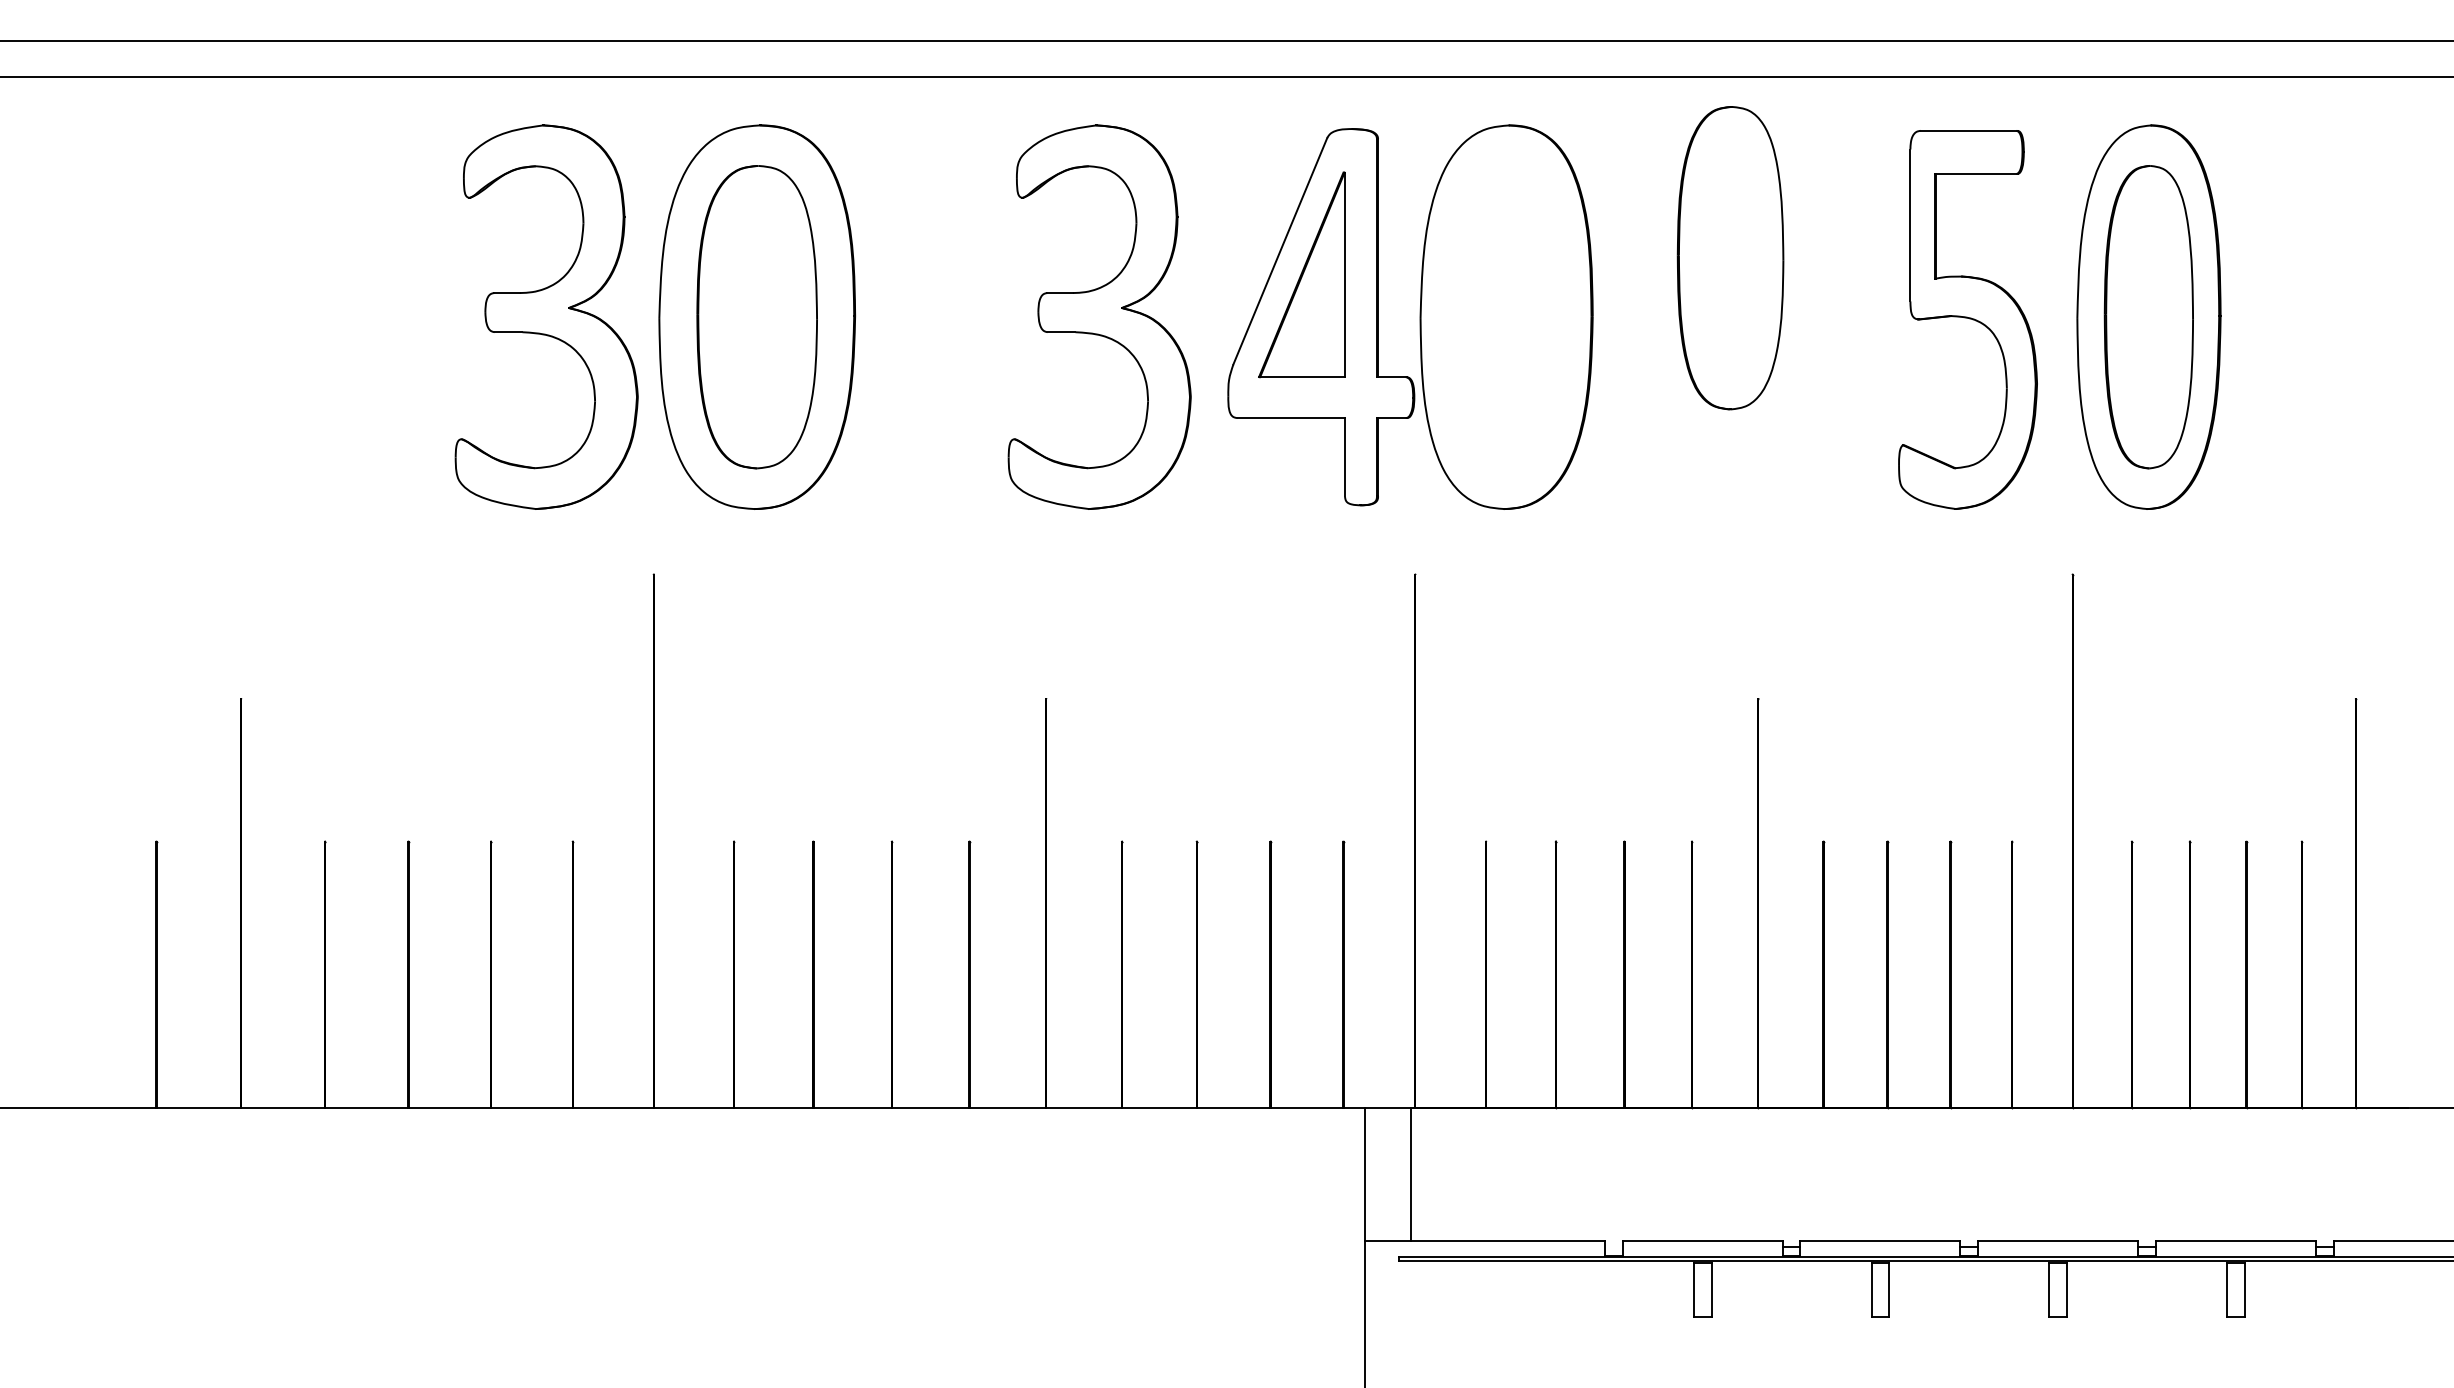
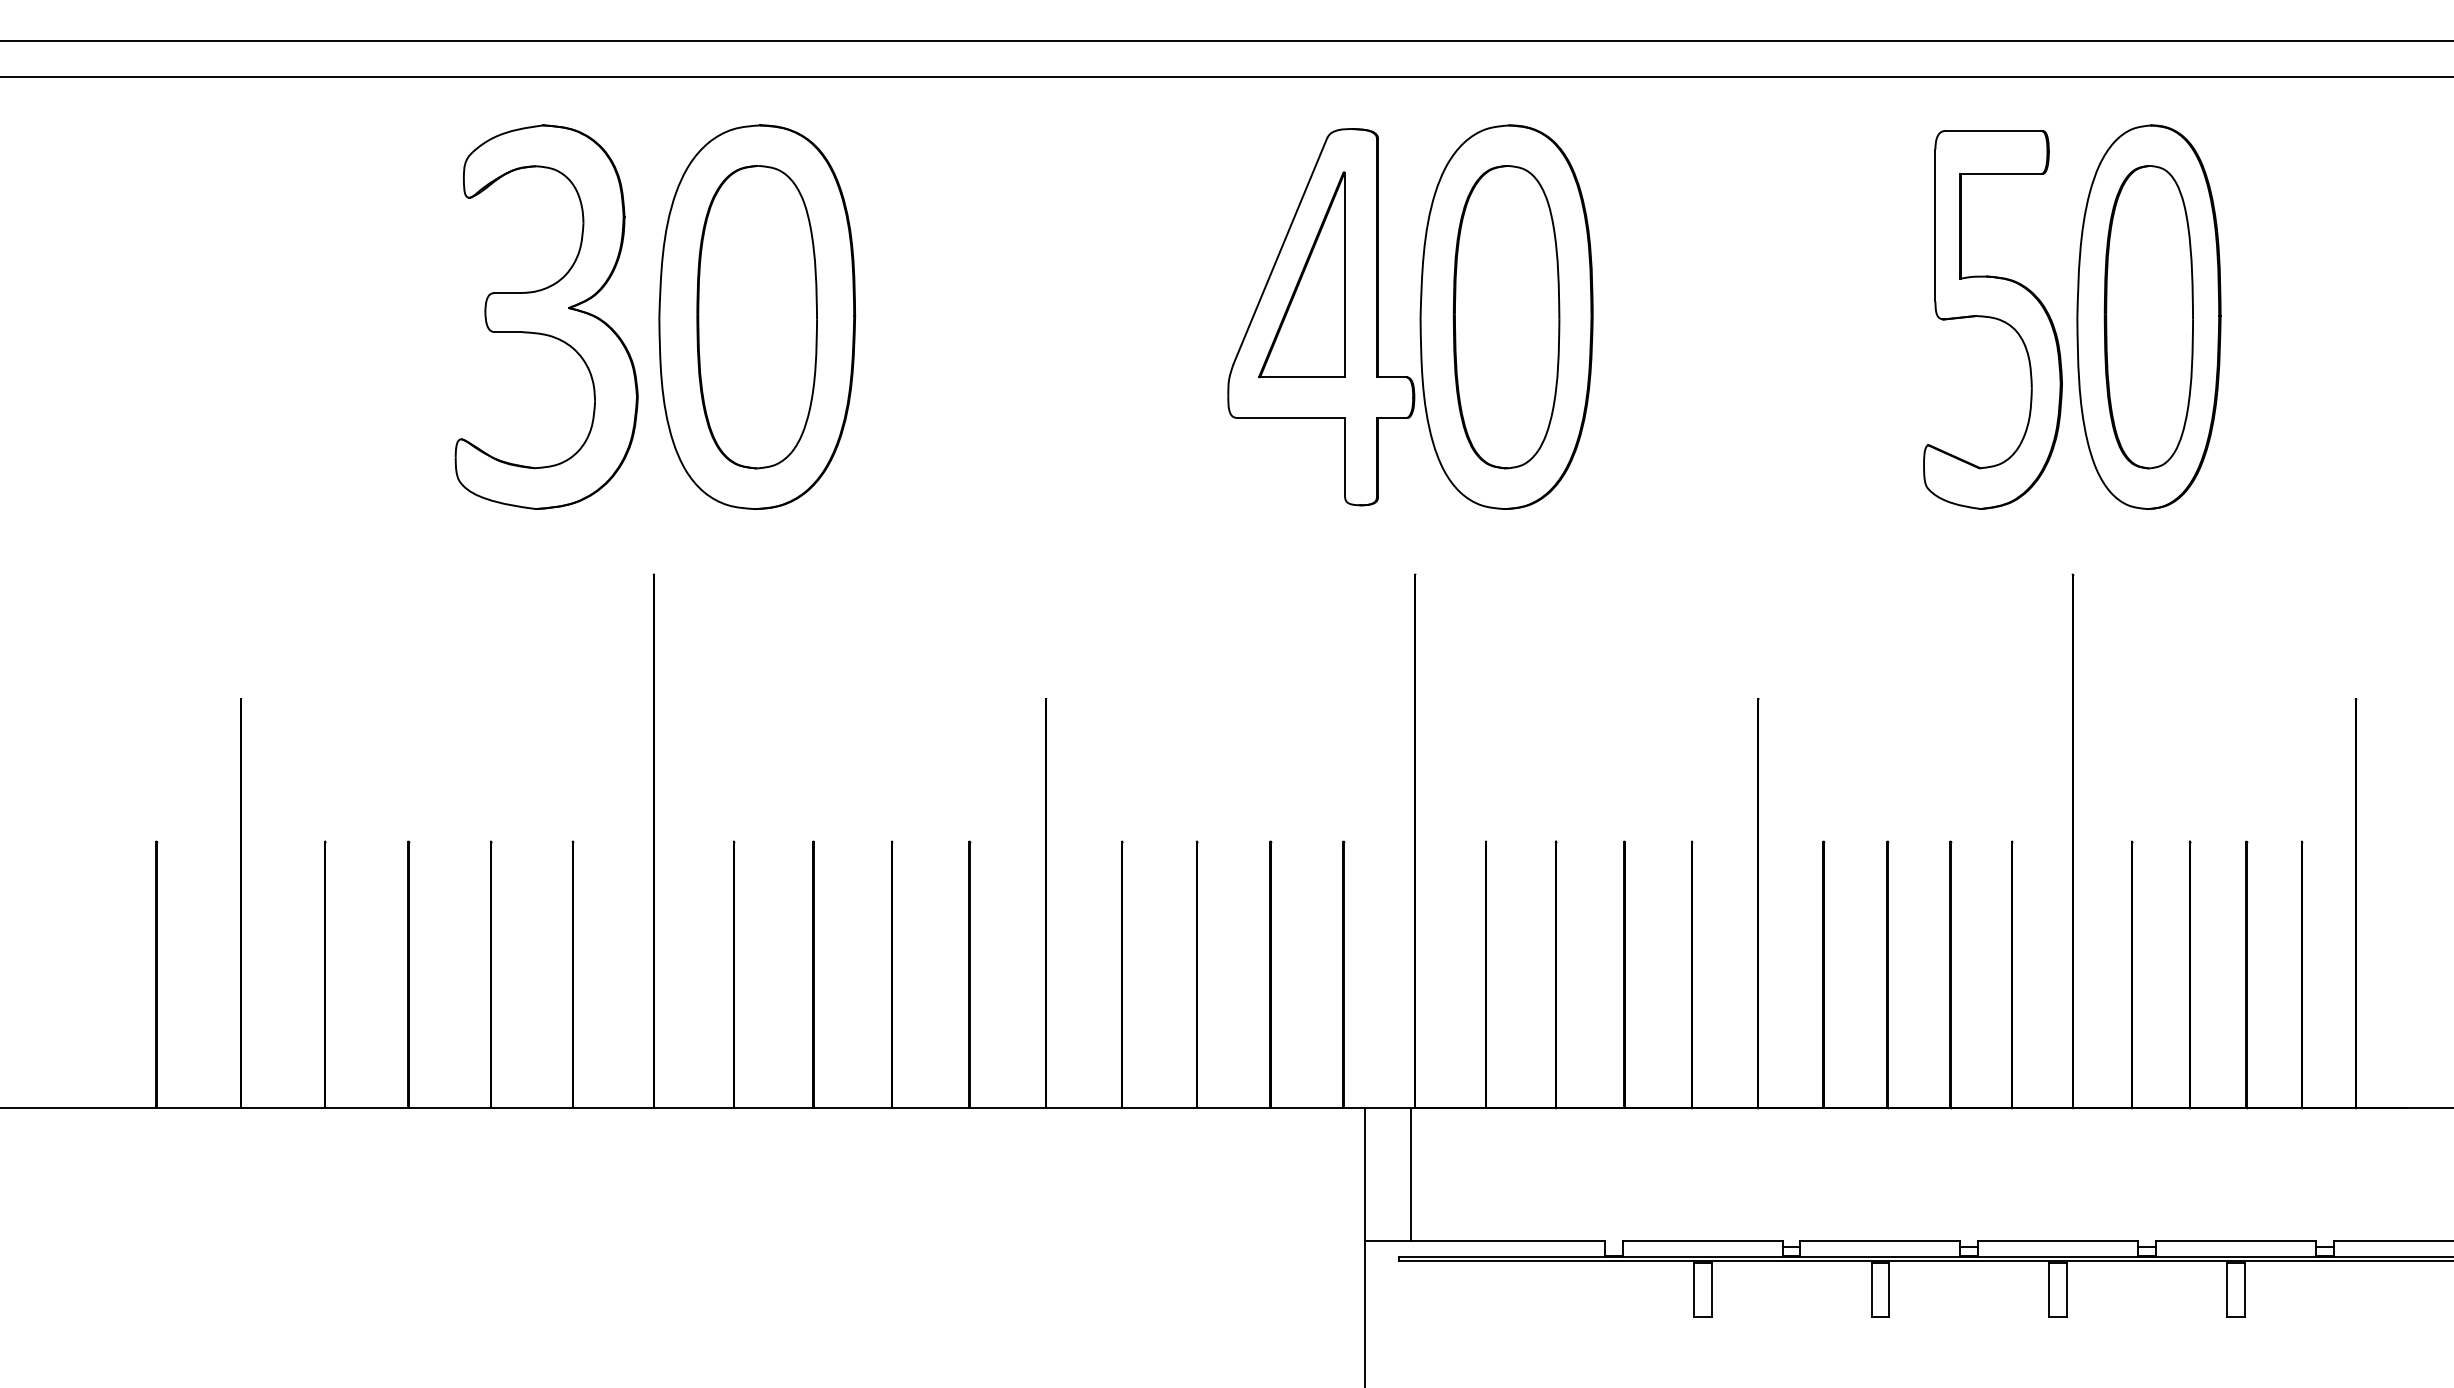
part position: (1730, 258) -> (1506, 317) (1506, 317)
part: present -> none (1099, 316)
part position: (1967, 319) -> (1992, 319) (1992, 319)
